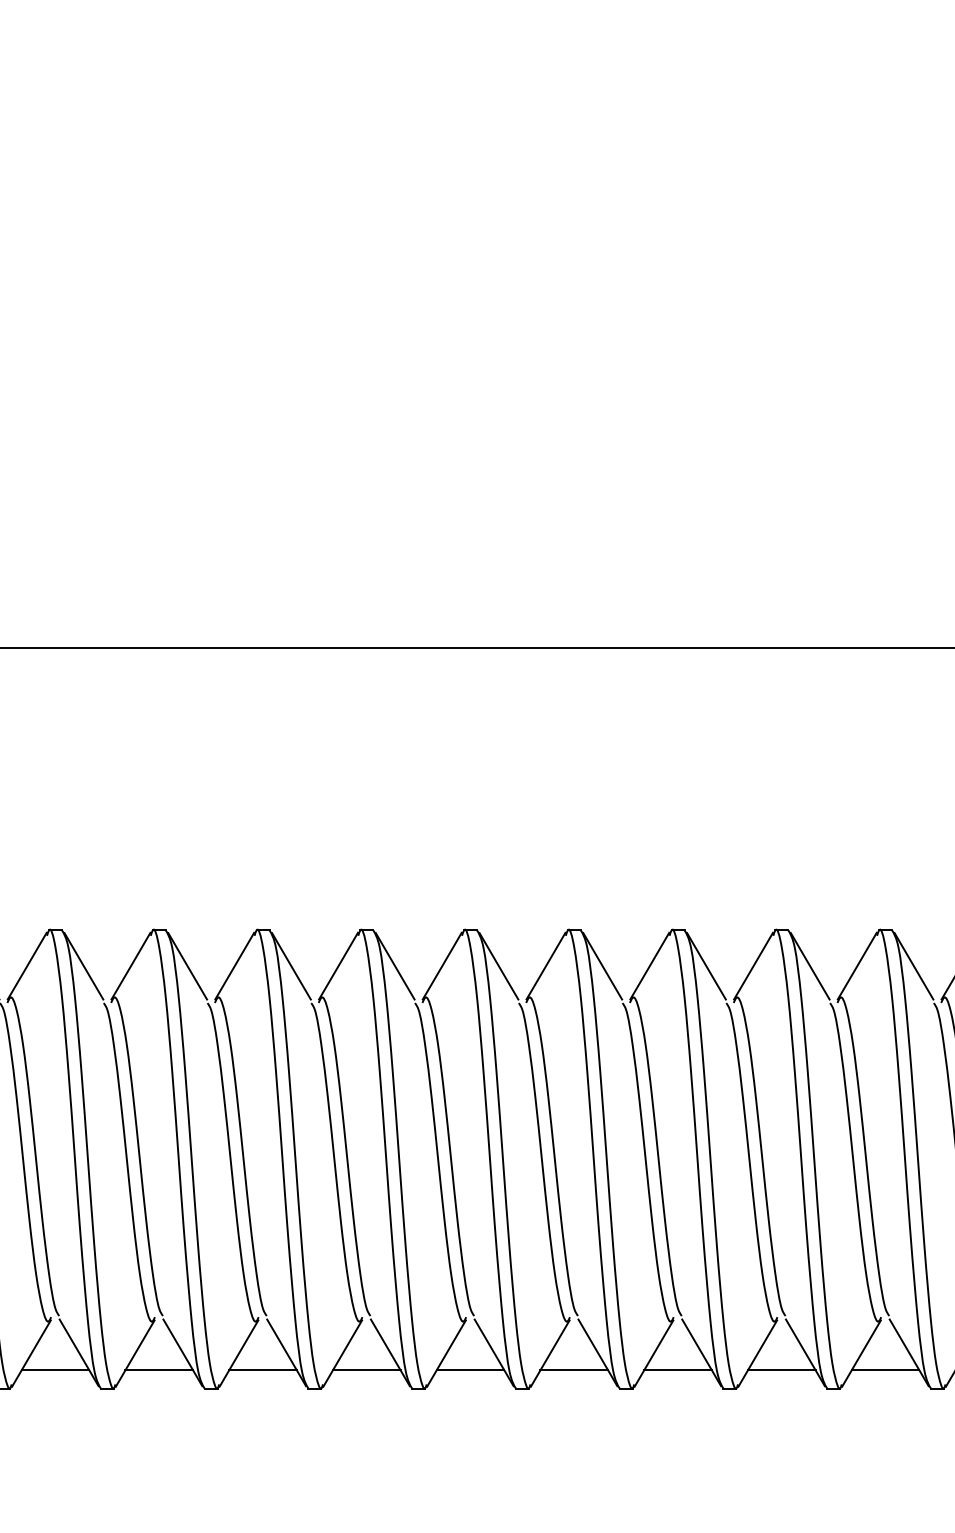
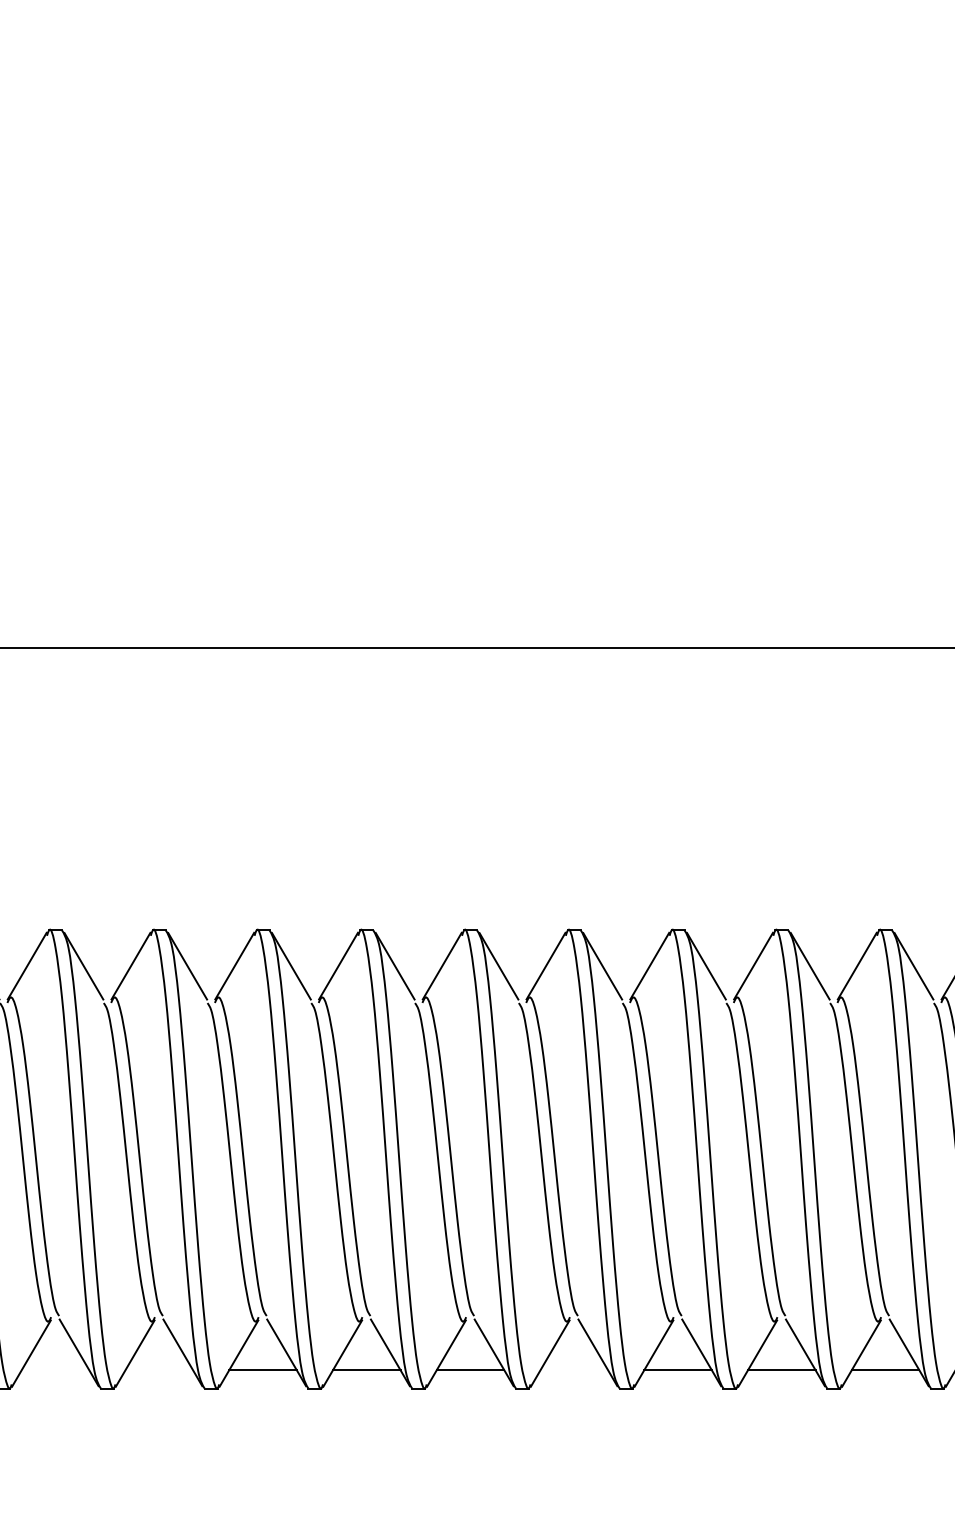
line: present -> none (55, 1370)
line: present -> none (159, 1370)
line: present -> none (574, 1370)
